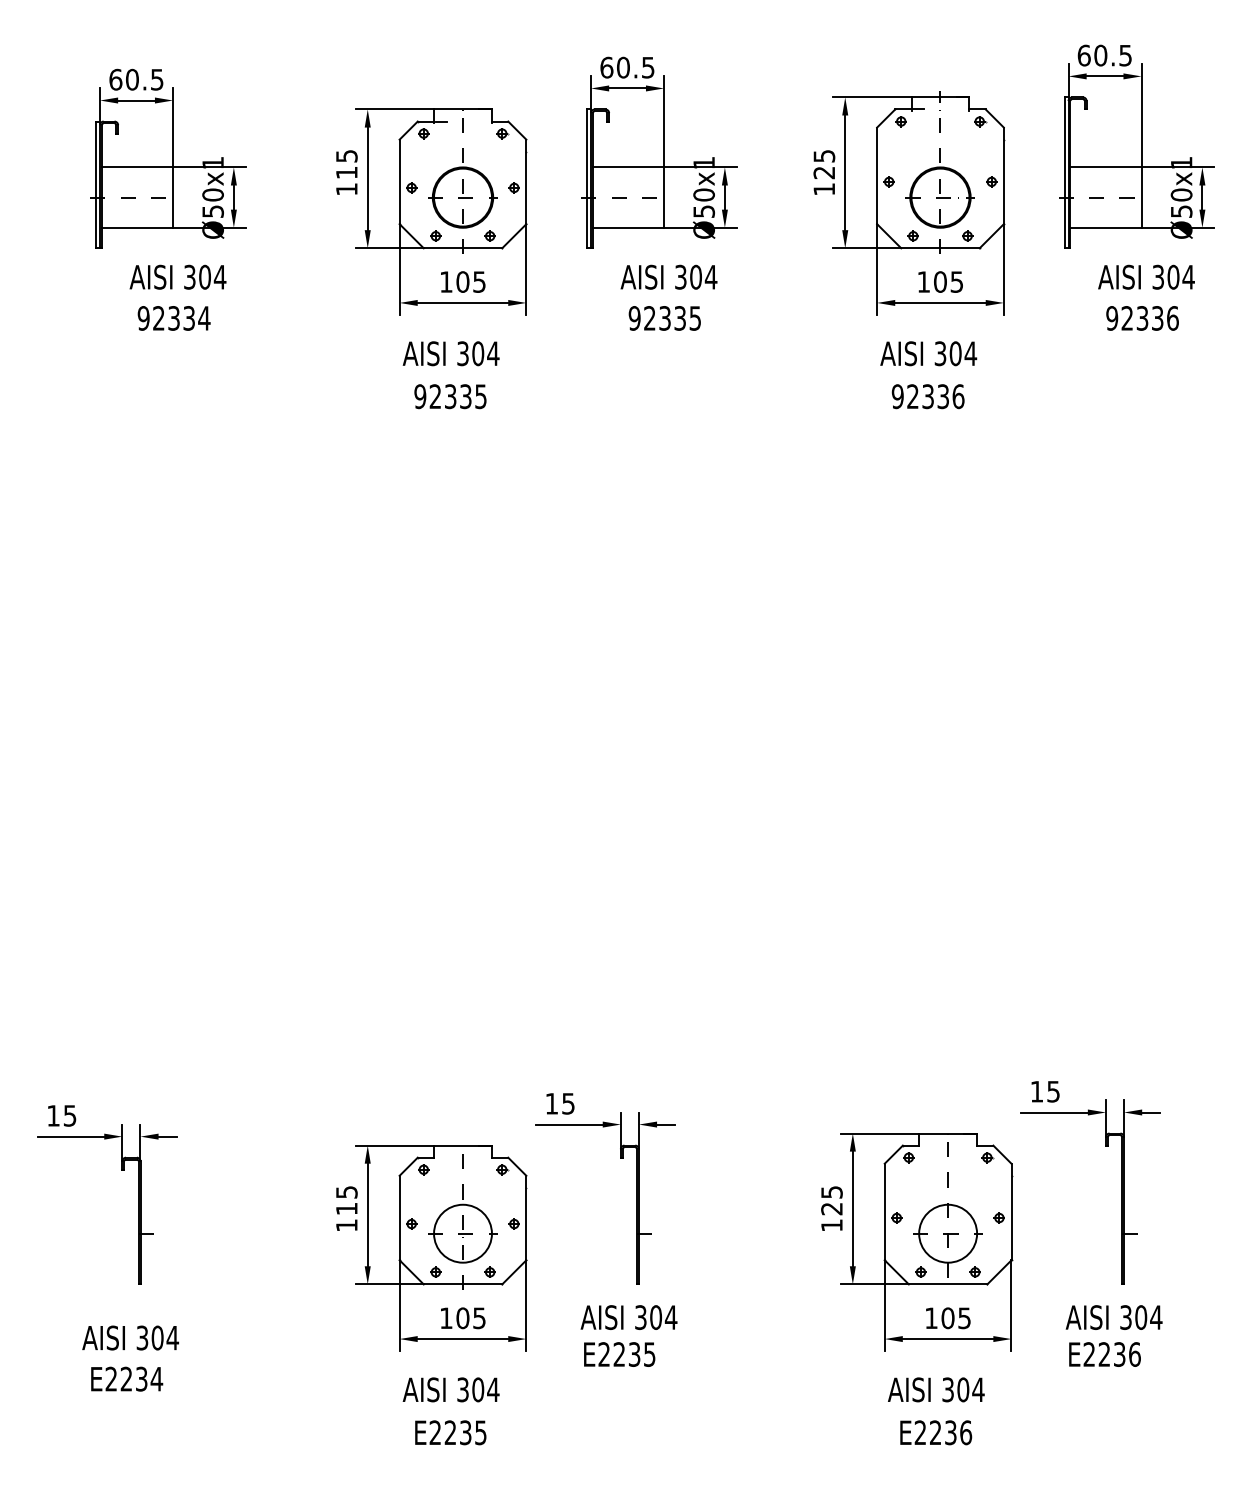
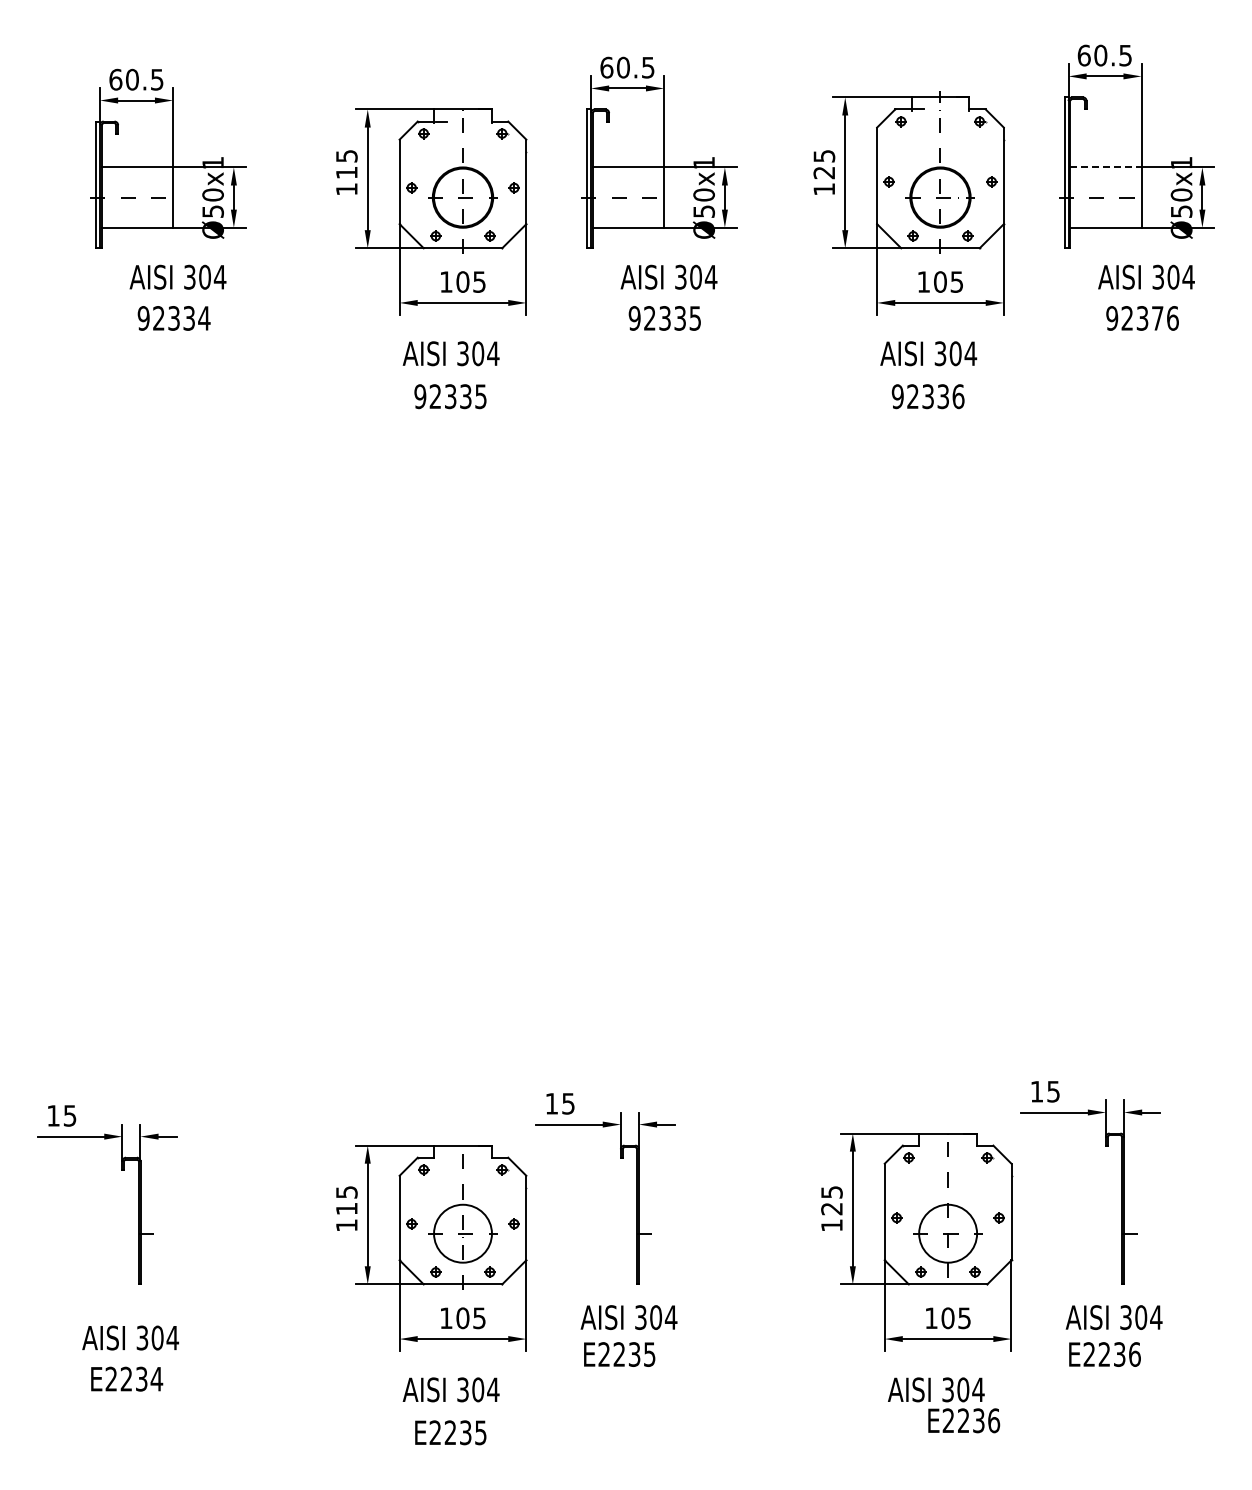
line: solid -> dashed (1105, 167)
text: 92336 -> 92376 (1157, 318)
text position: (936, 1432) -> (964, 1420) (964, 1420)
